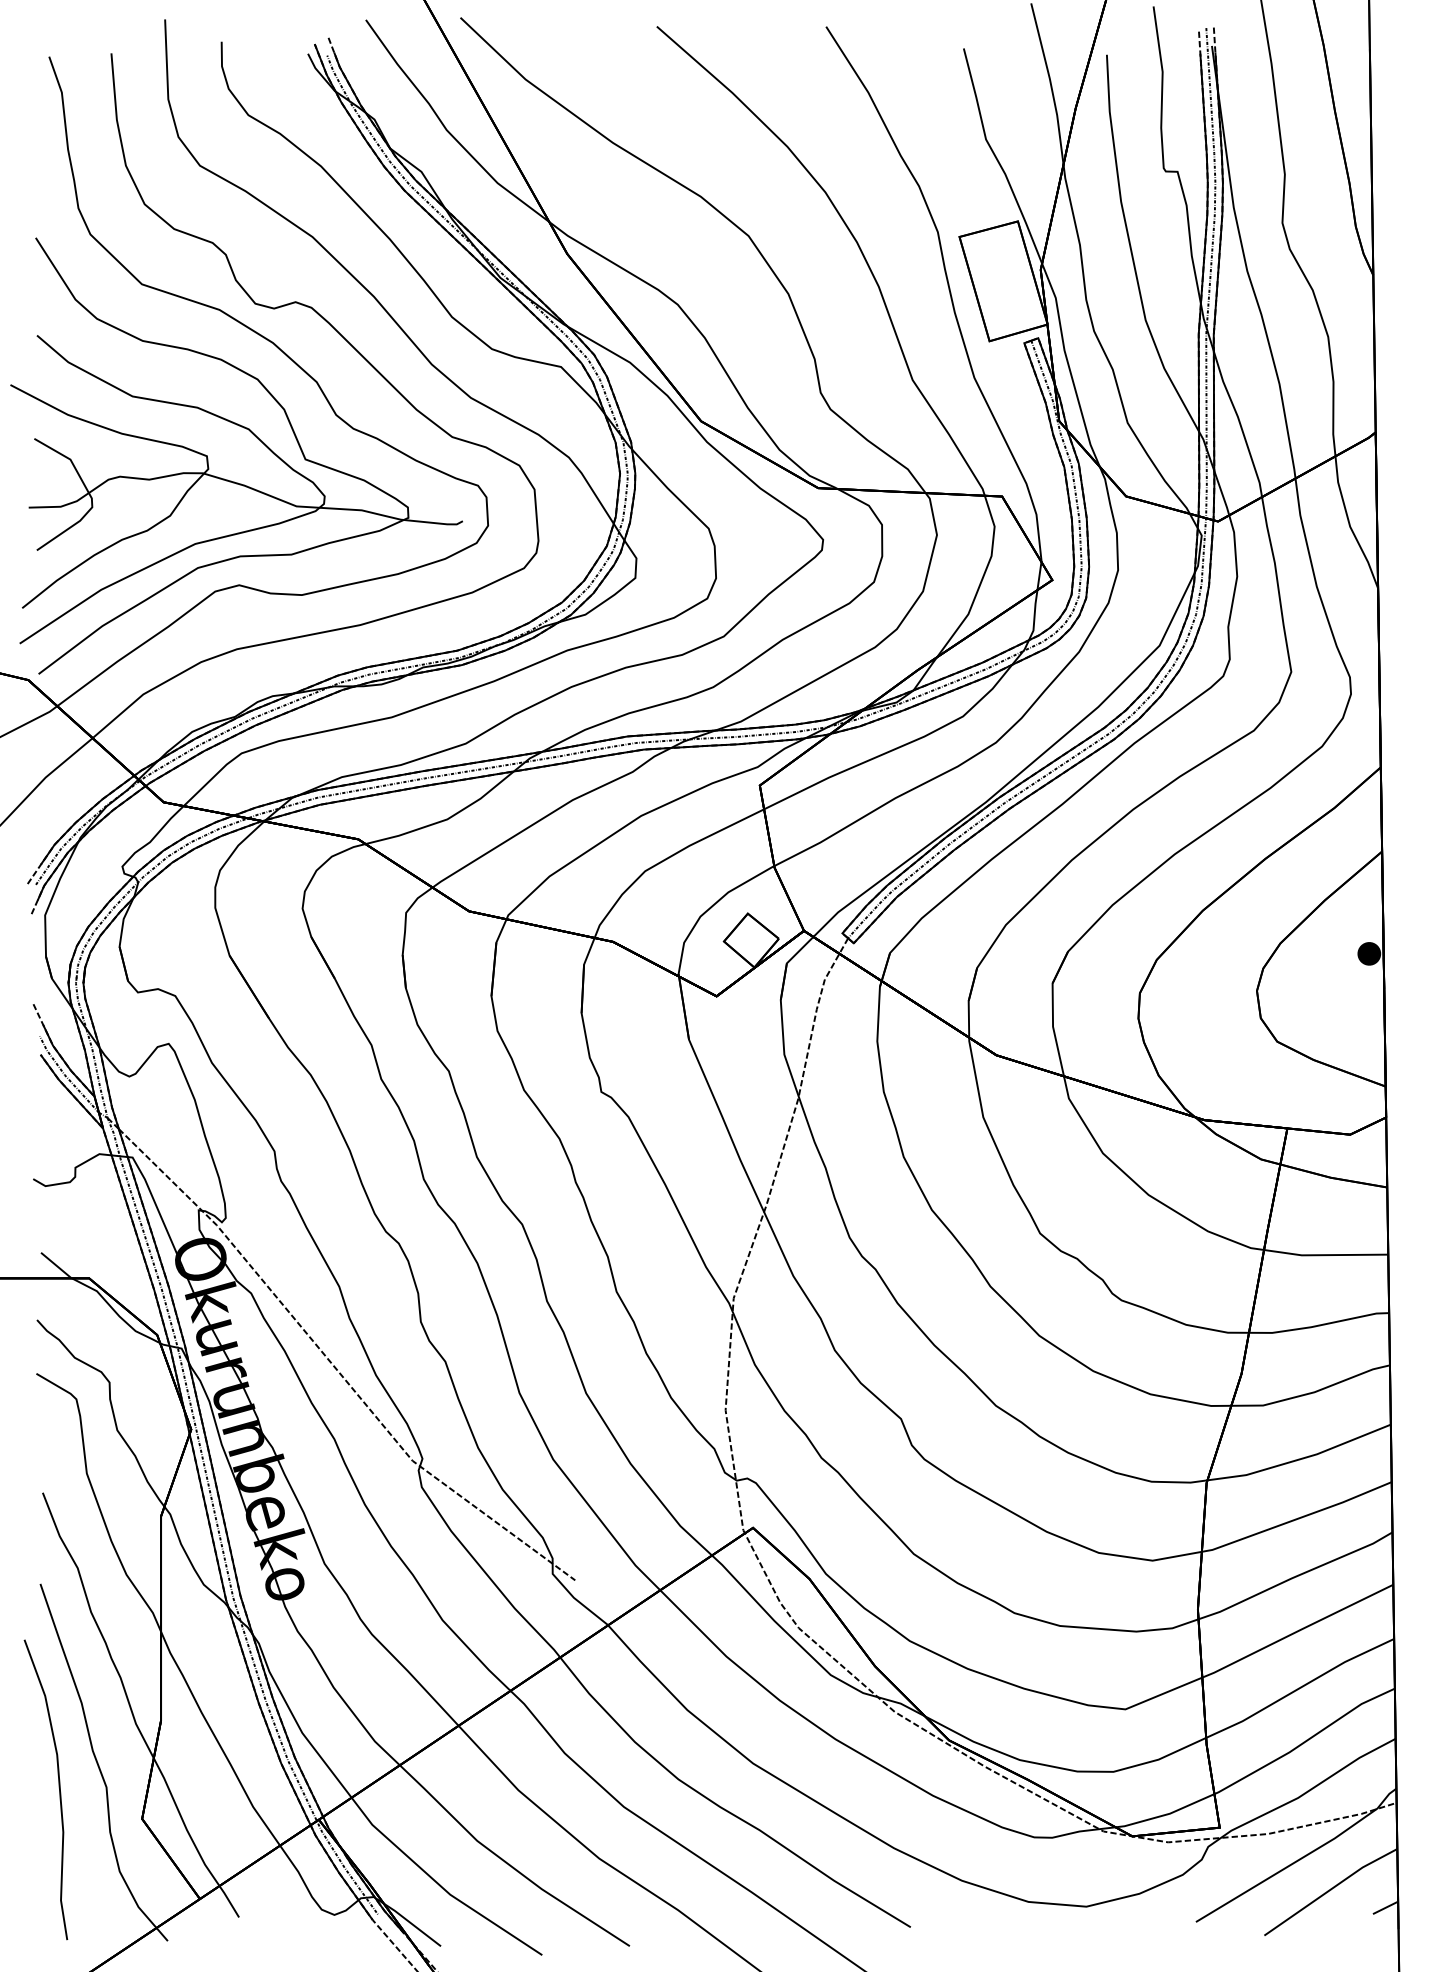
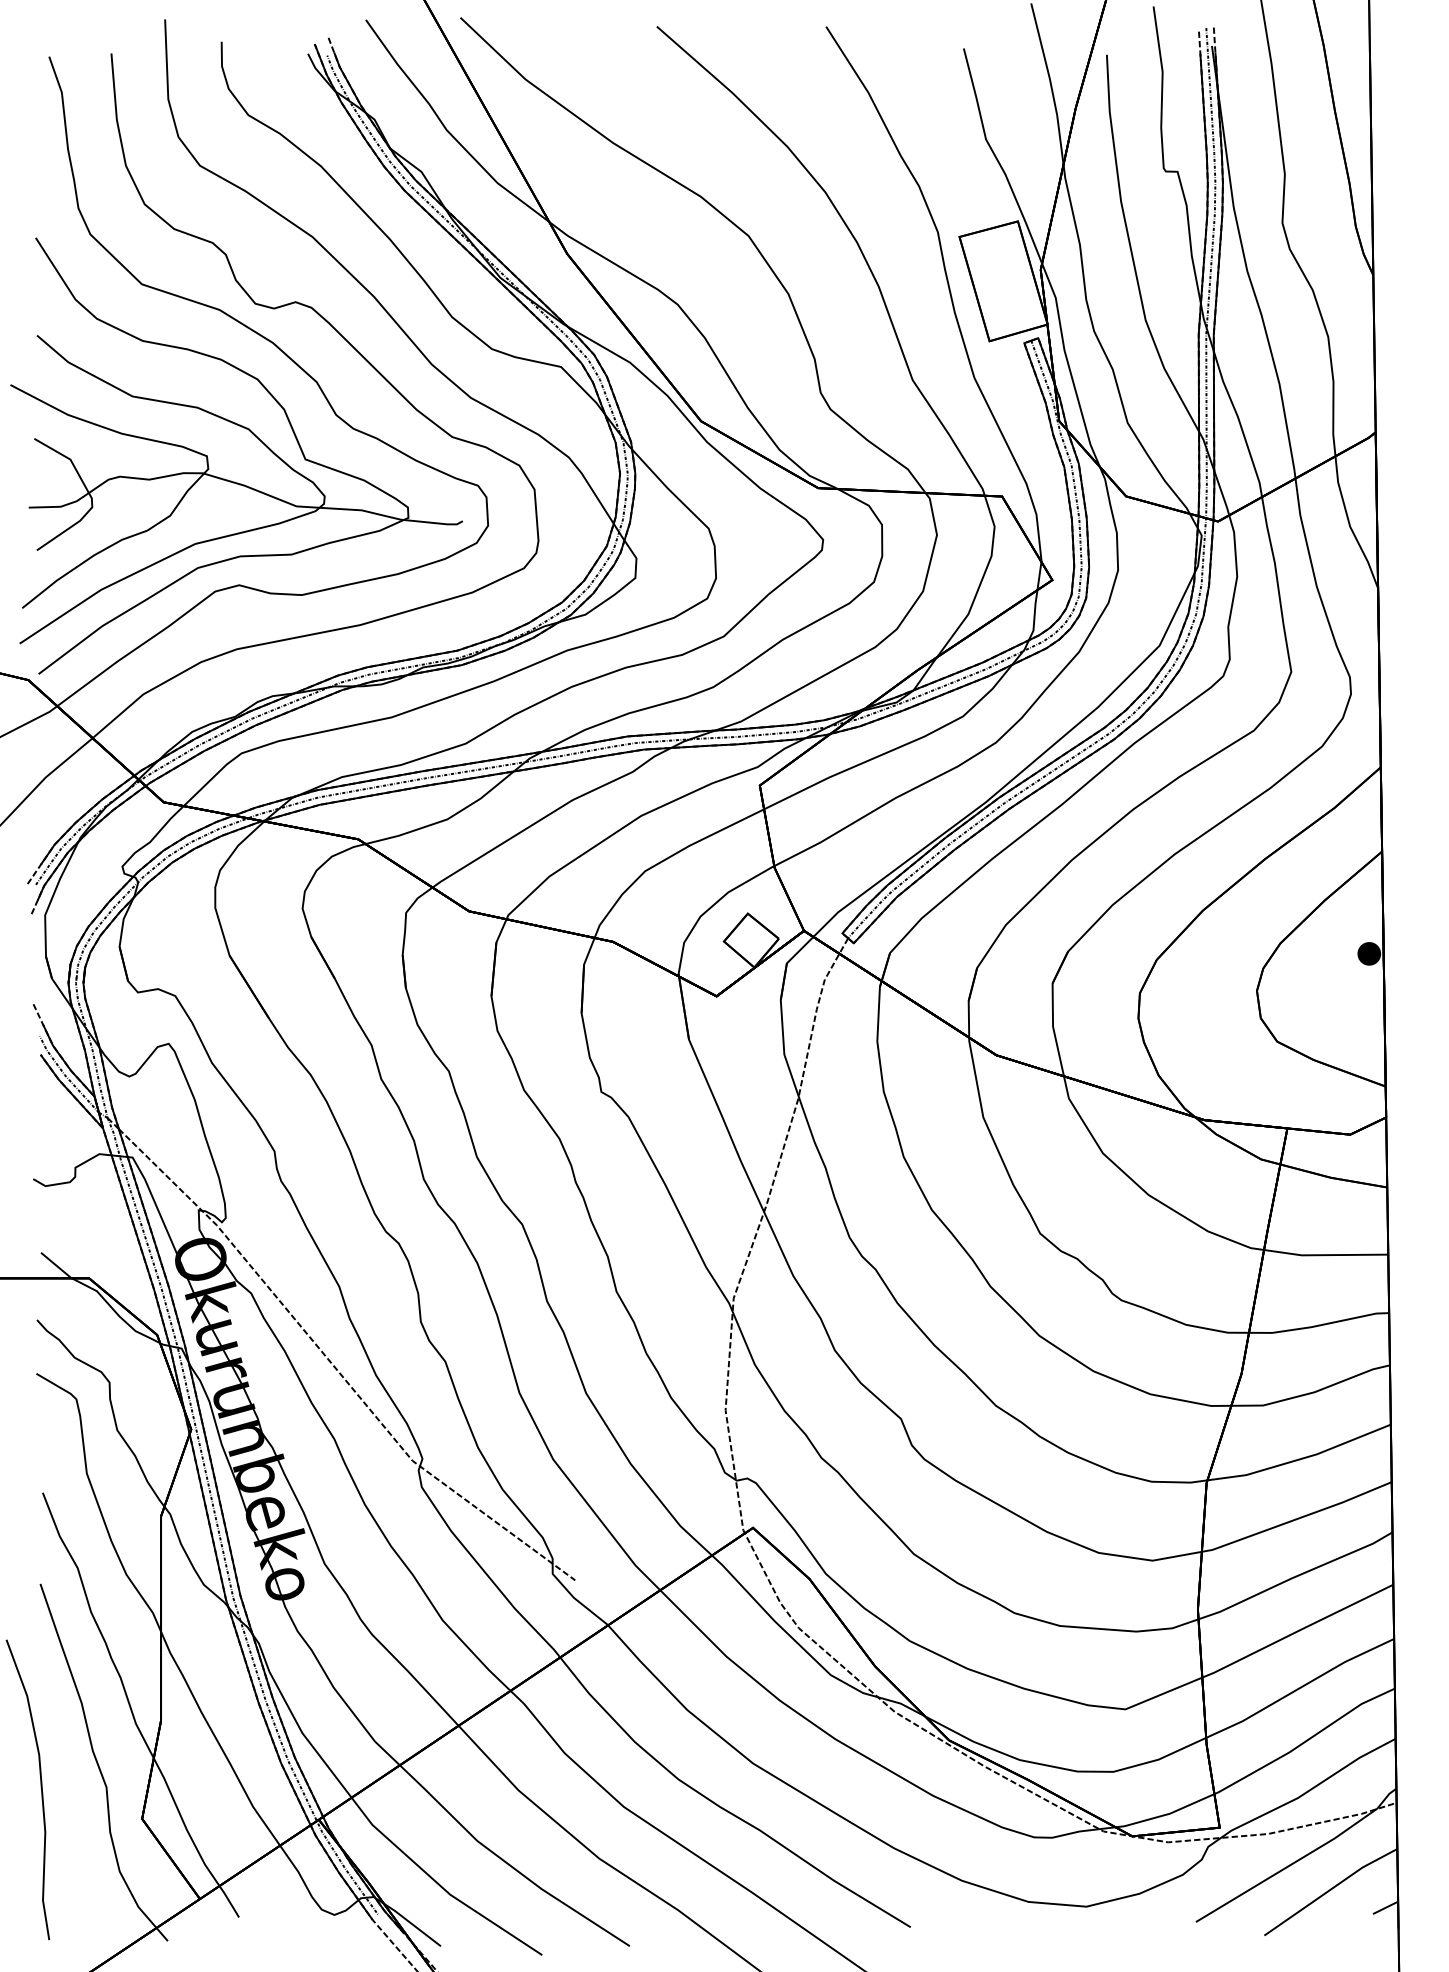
part position: (58, 1787) -> (40, 1787) (40, 1787)
